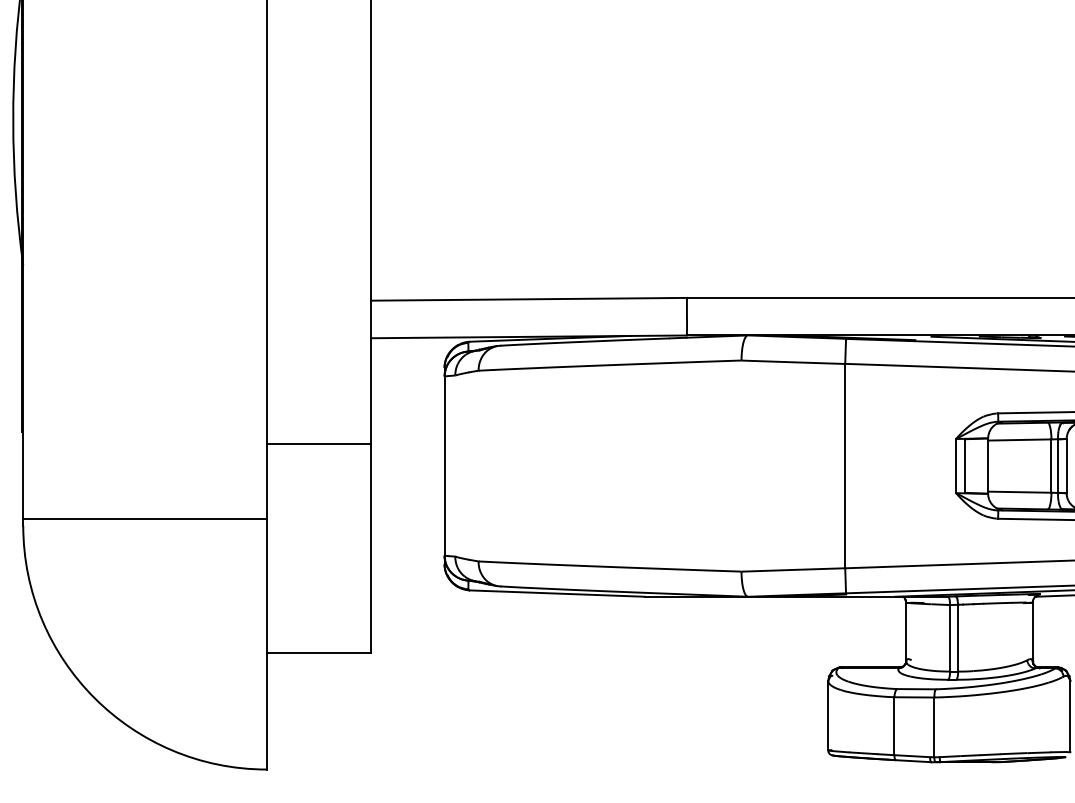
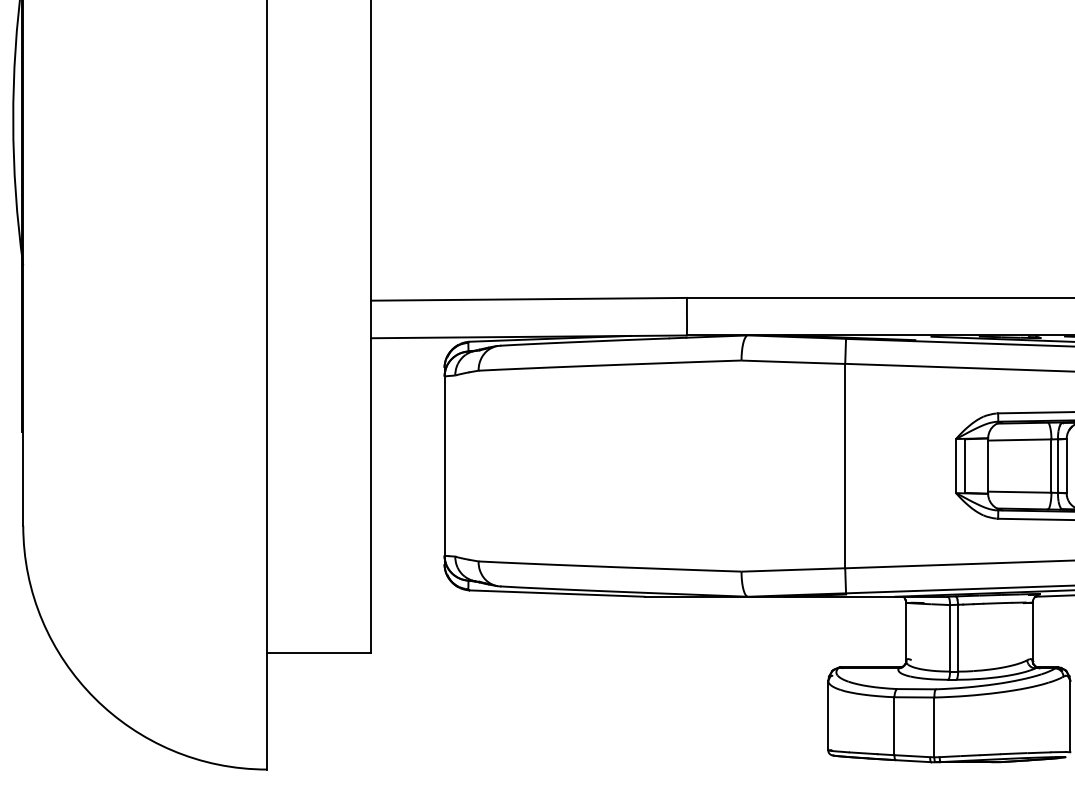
line: present -> none (319, 444)
line: present -> none (145, 519)
